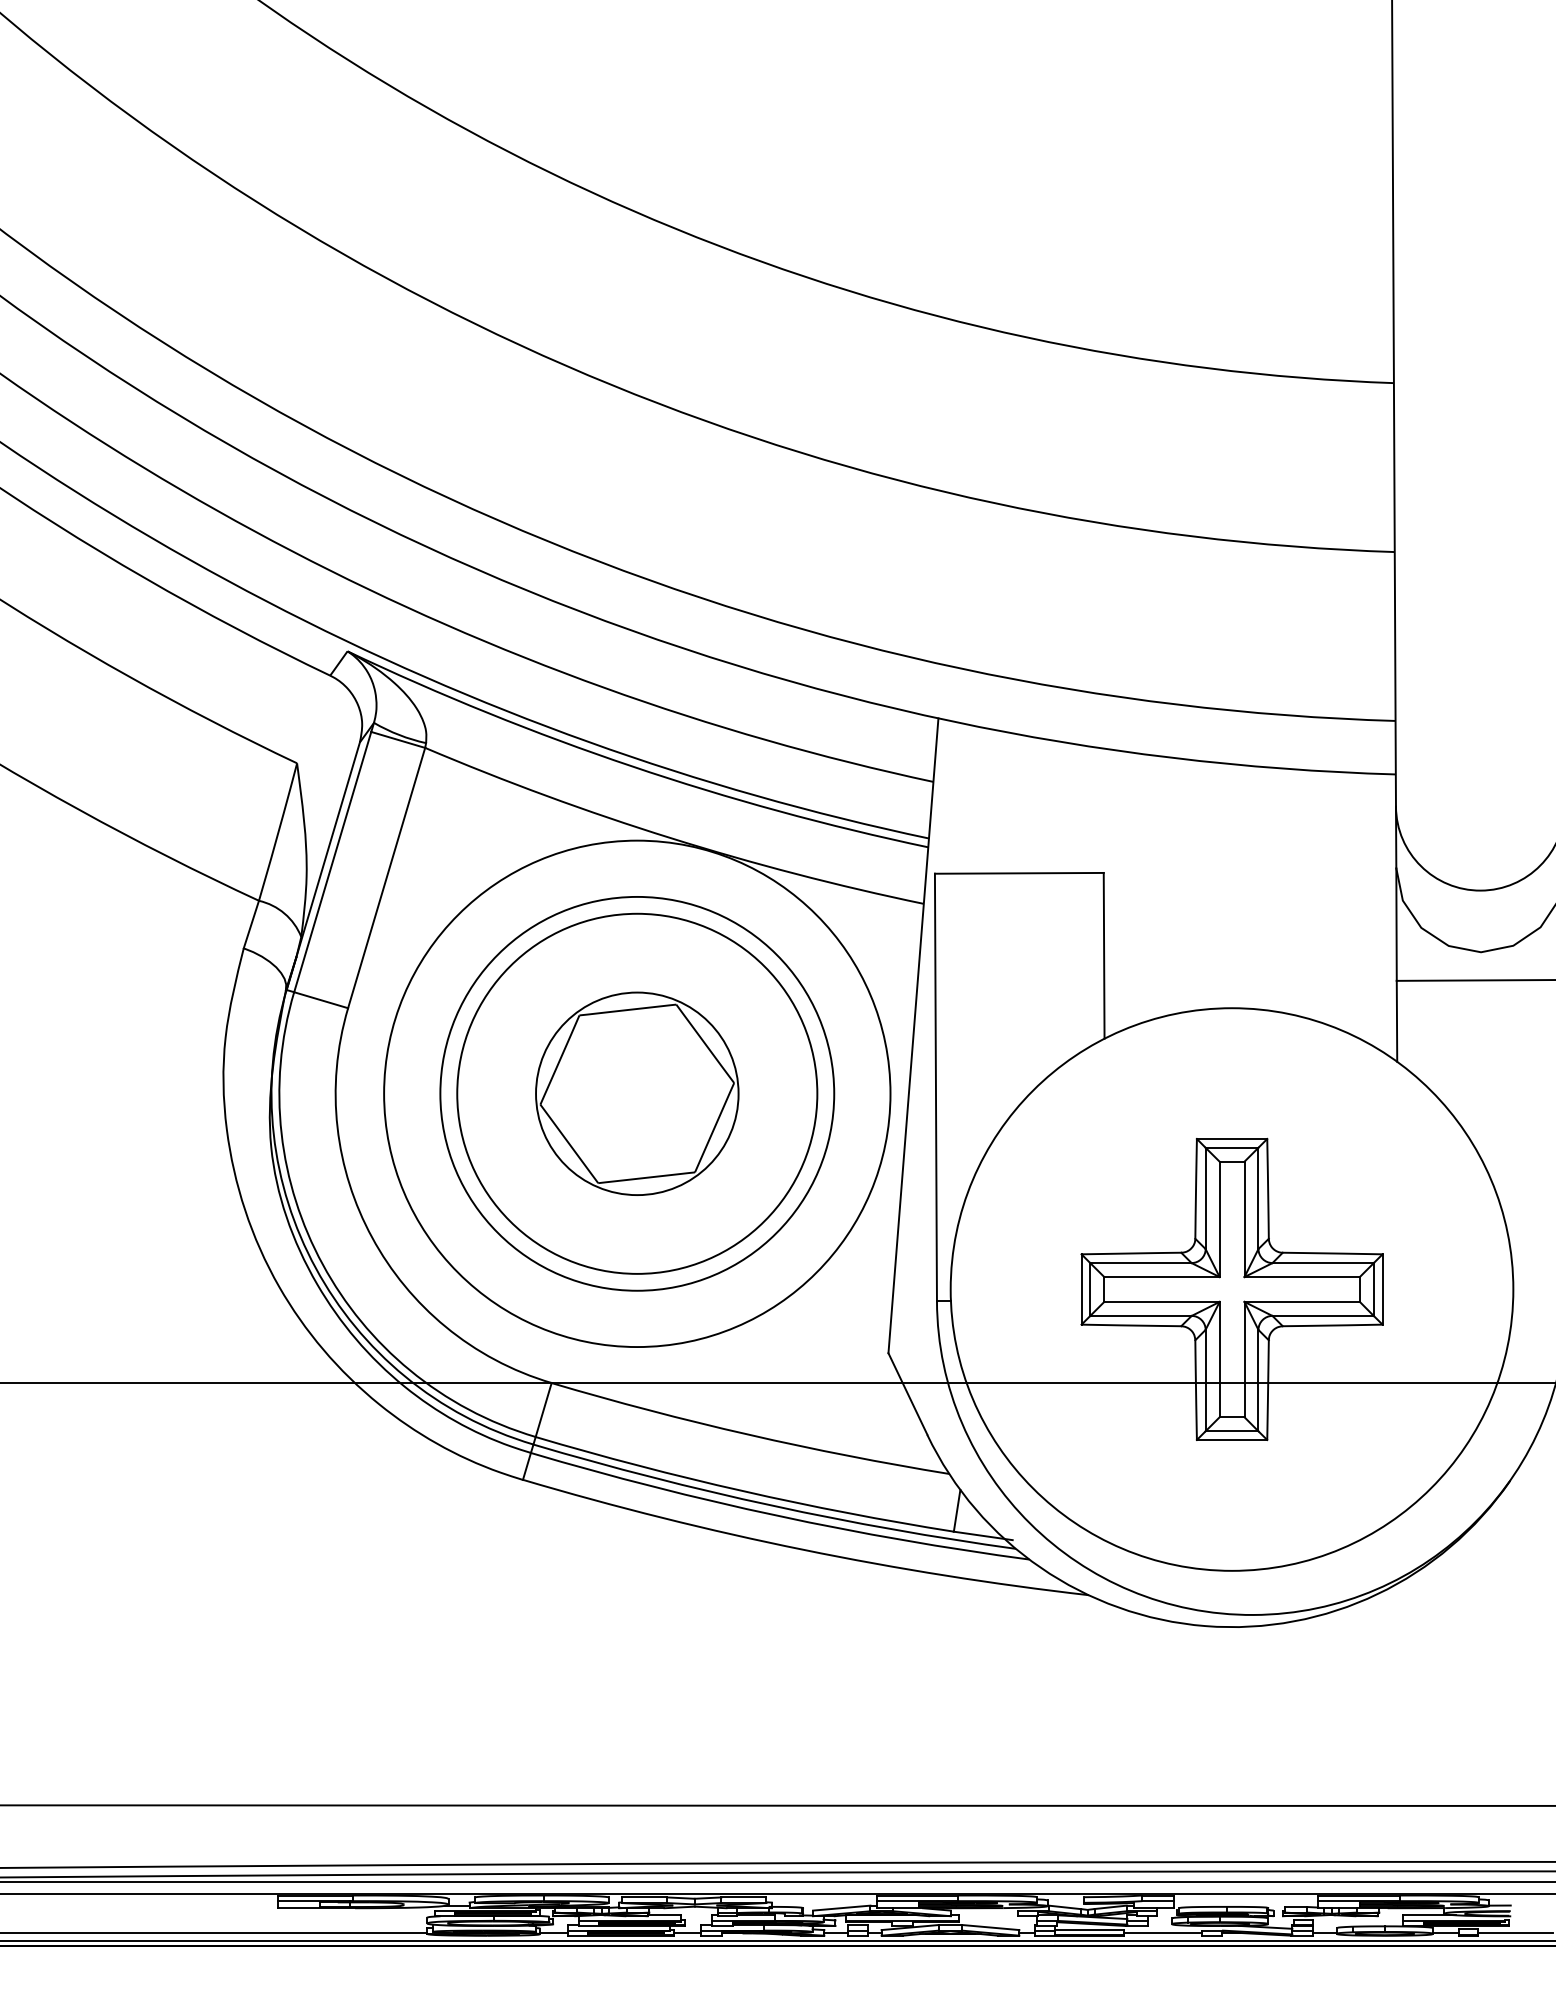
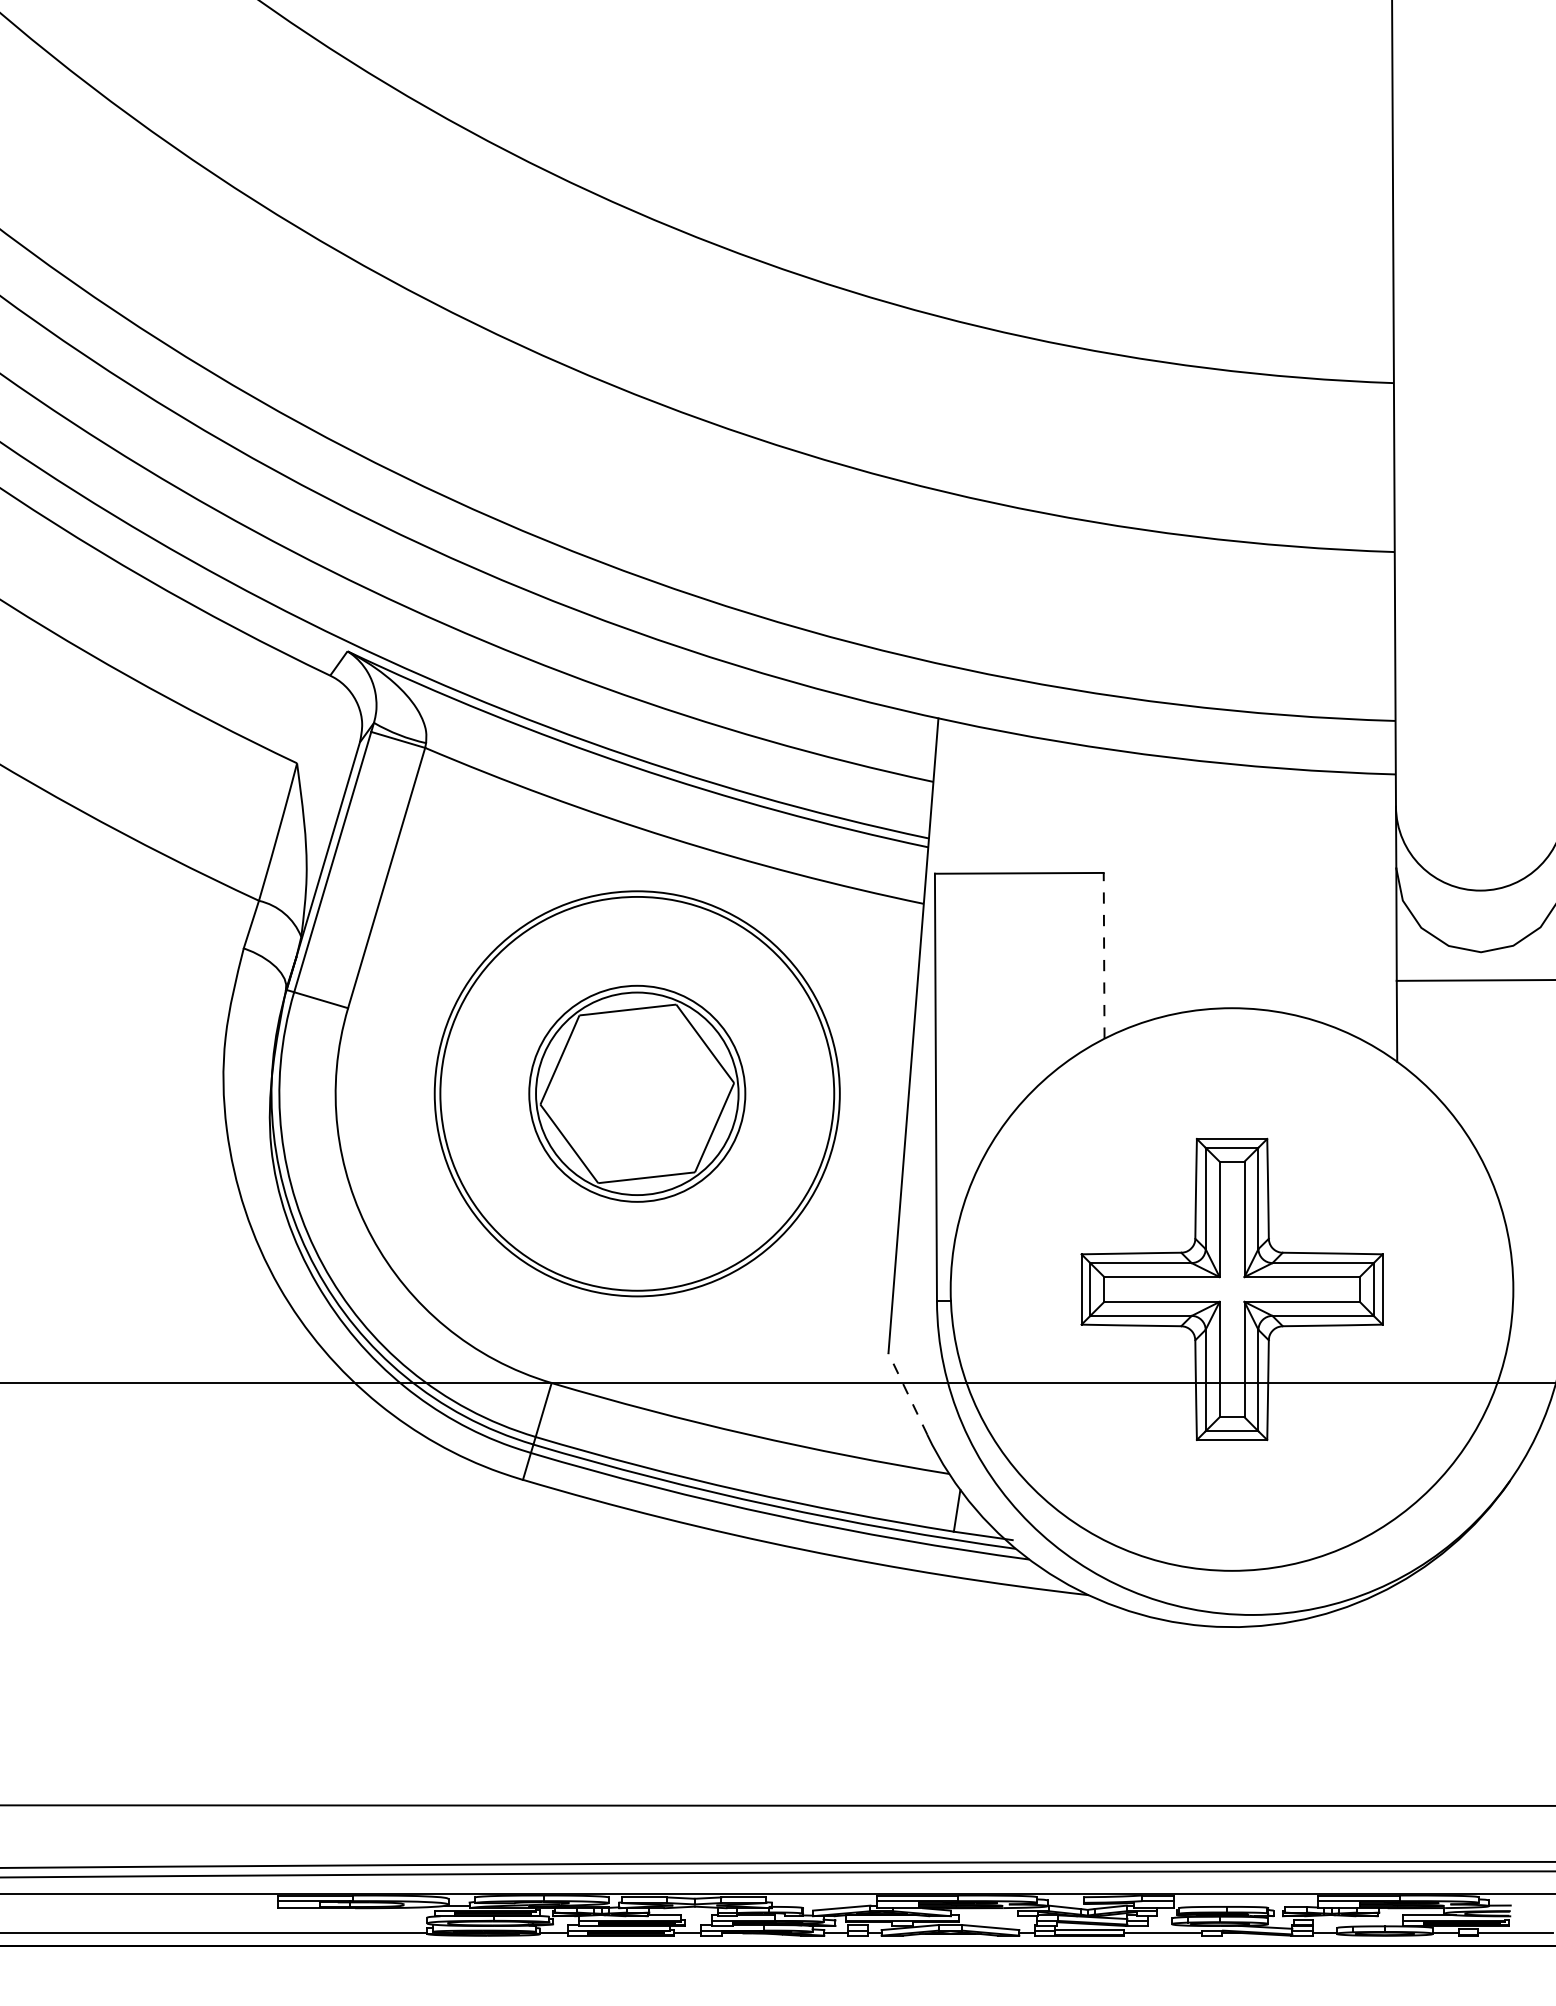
line: solid -> dashed (1104, 955)
circle diameter: 360 px -> 216 px (637, 1093)
circle diameter: 506 px -> 405 px (636, 1093)
line: solid -> dashed (907, 1393)
line: present -> none (777, 1882)
line: present -> none (777, 1941)
